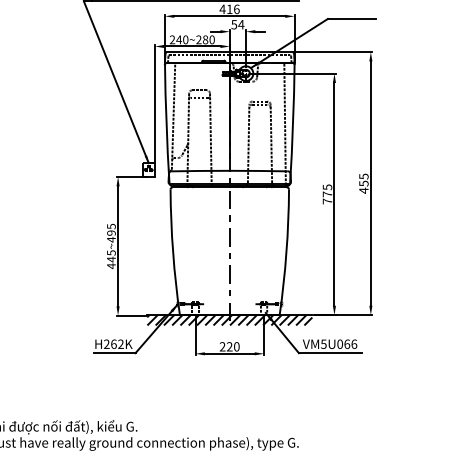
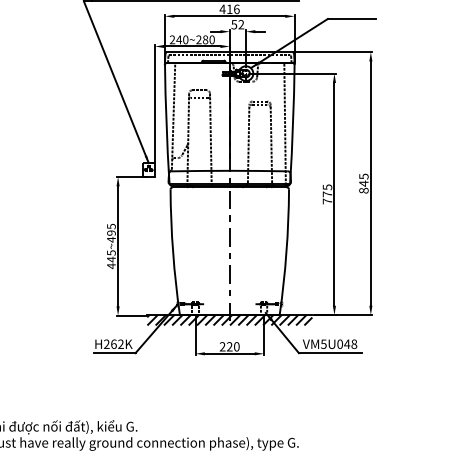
text: 54 -> 52 (241, 24)
text: 455 -> 845 (363, 186)
text: VM5U066 -> VM5U048 (350, 343)
